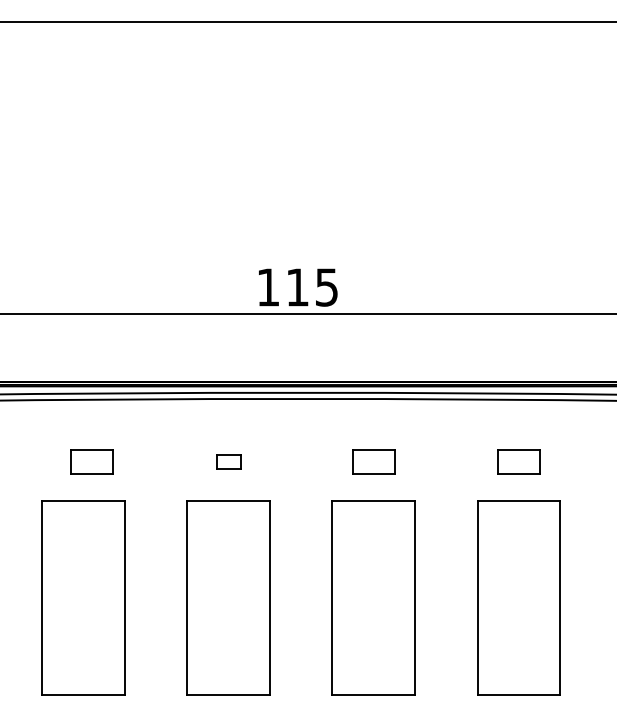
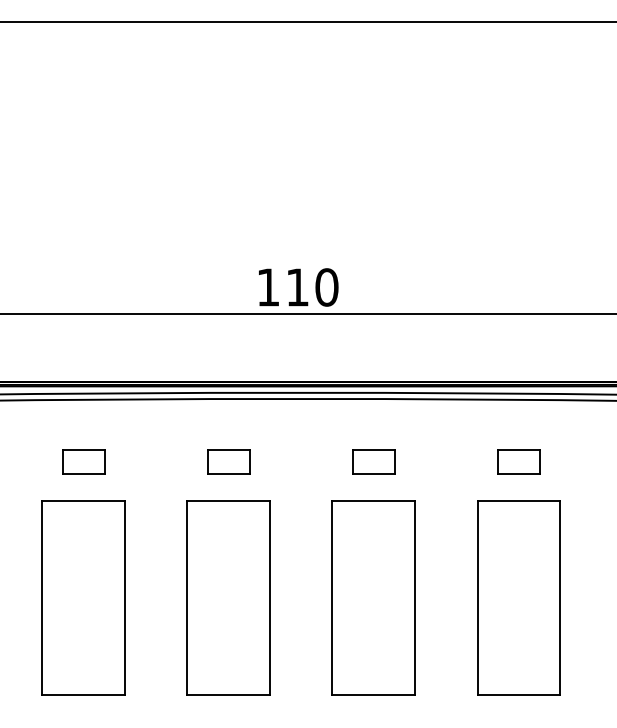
text: 115 -> 110 (326, 287)
part position: (91, 461) -> (83, 461) (83, 461)
part size: 26x16 px -> 44x26 px (228, 461)
